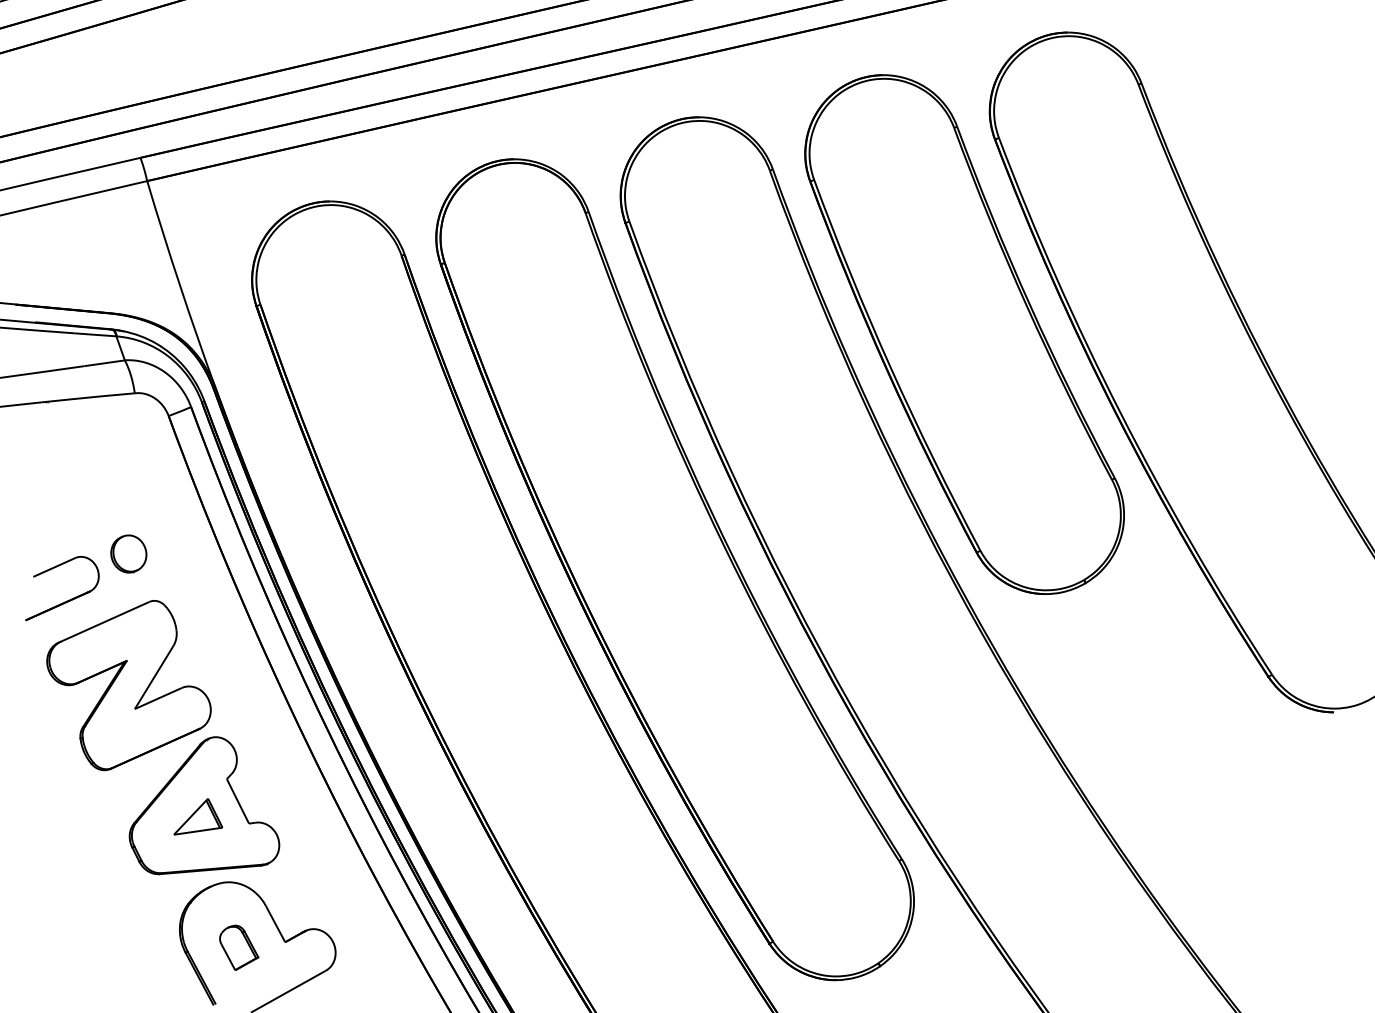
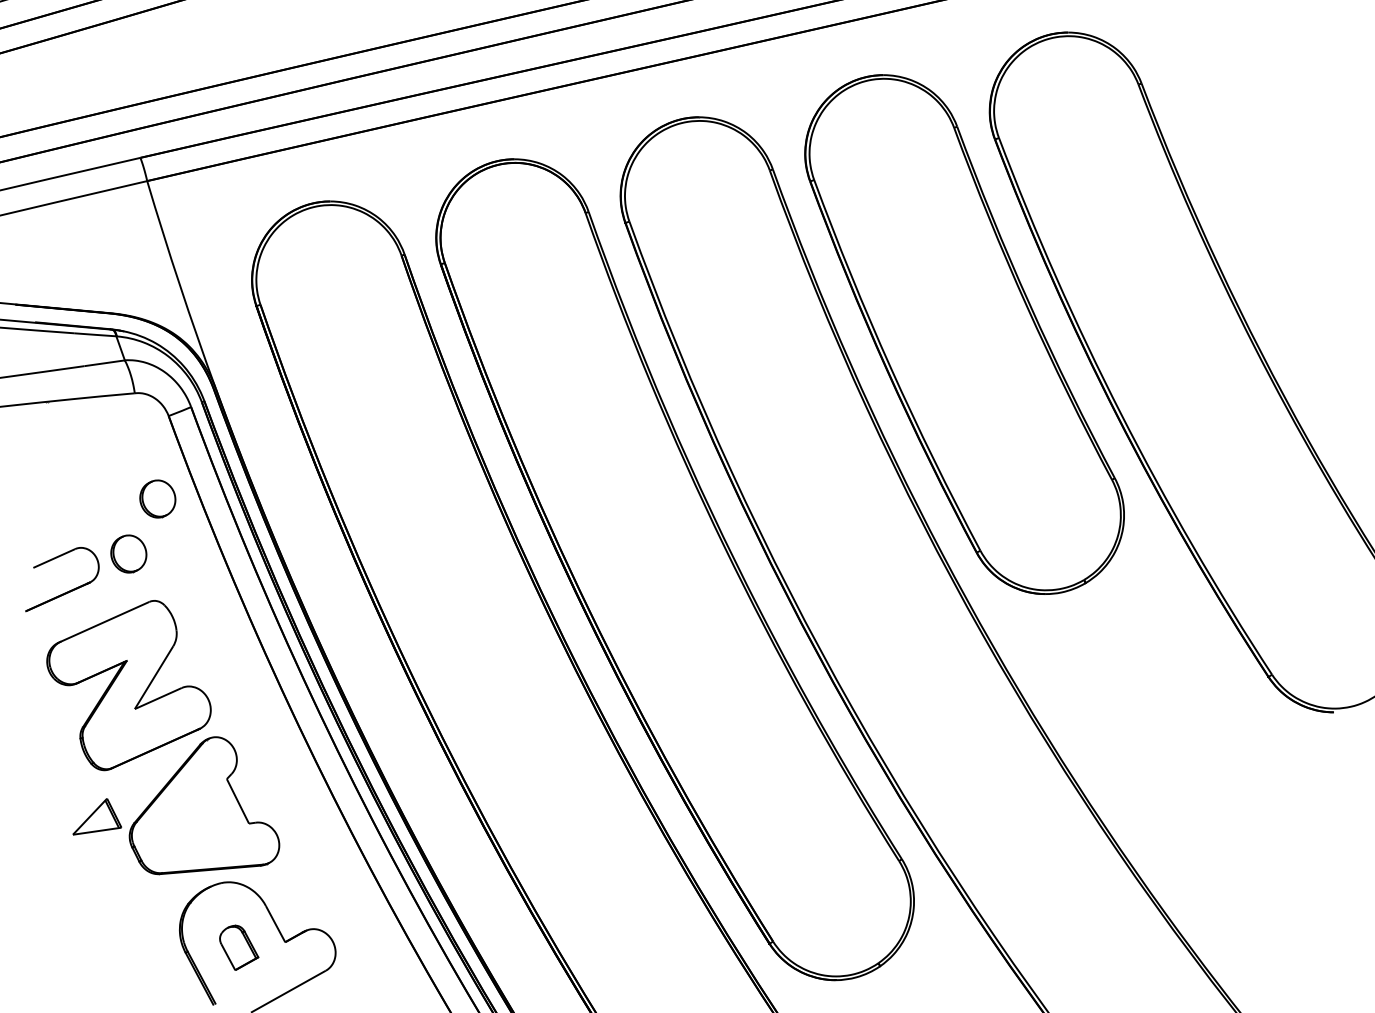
part: none -> present (157, 498)
part position: (67, 600) -> (67, 591) (67, 591)
part position: (198, 816) -> (97, 816) (97, 816)
